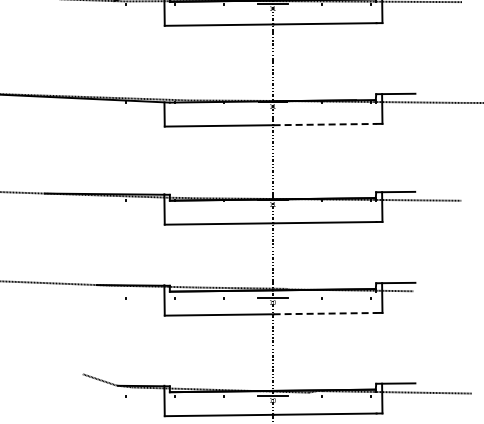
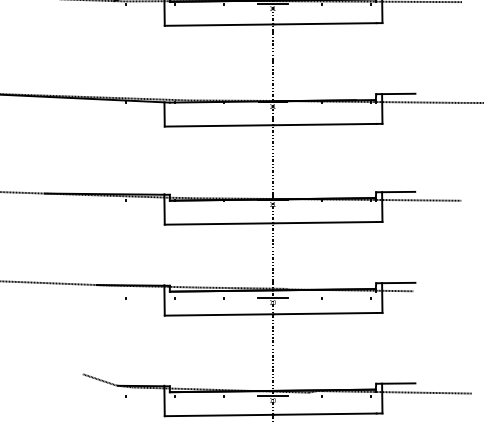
line: dashed -> solid (325, 124)
line: dashed -> solid (325, 313)
